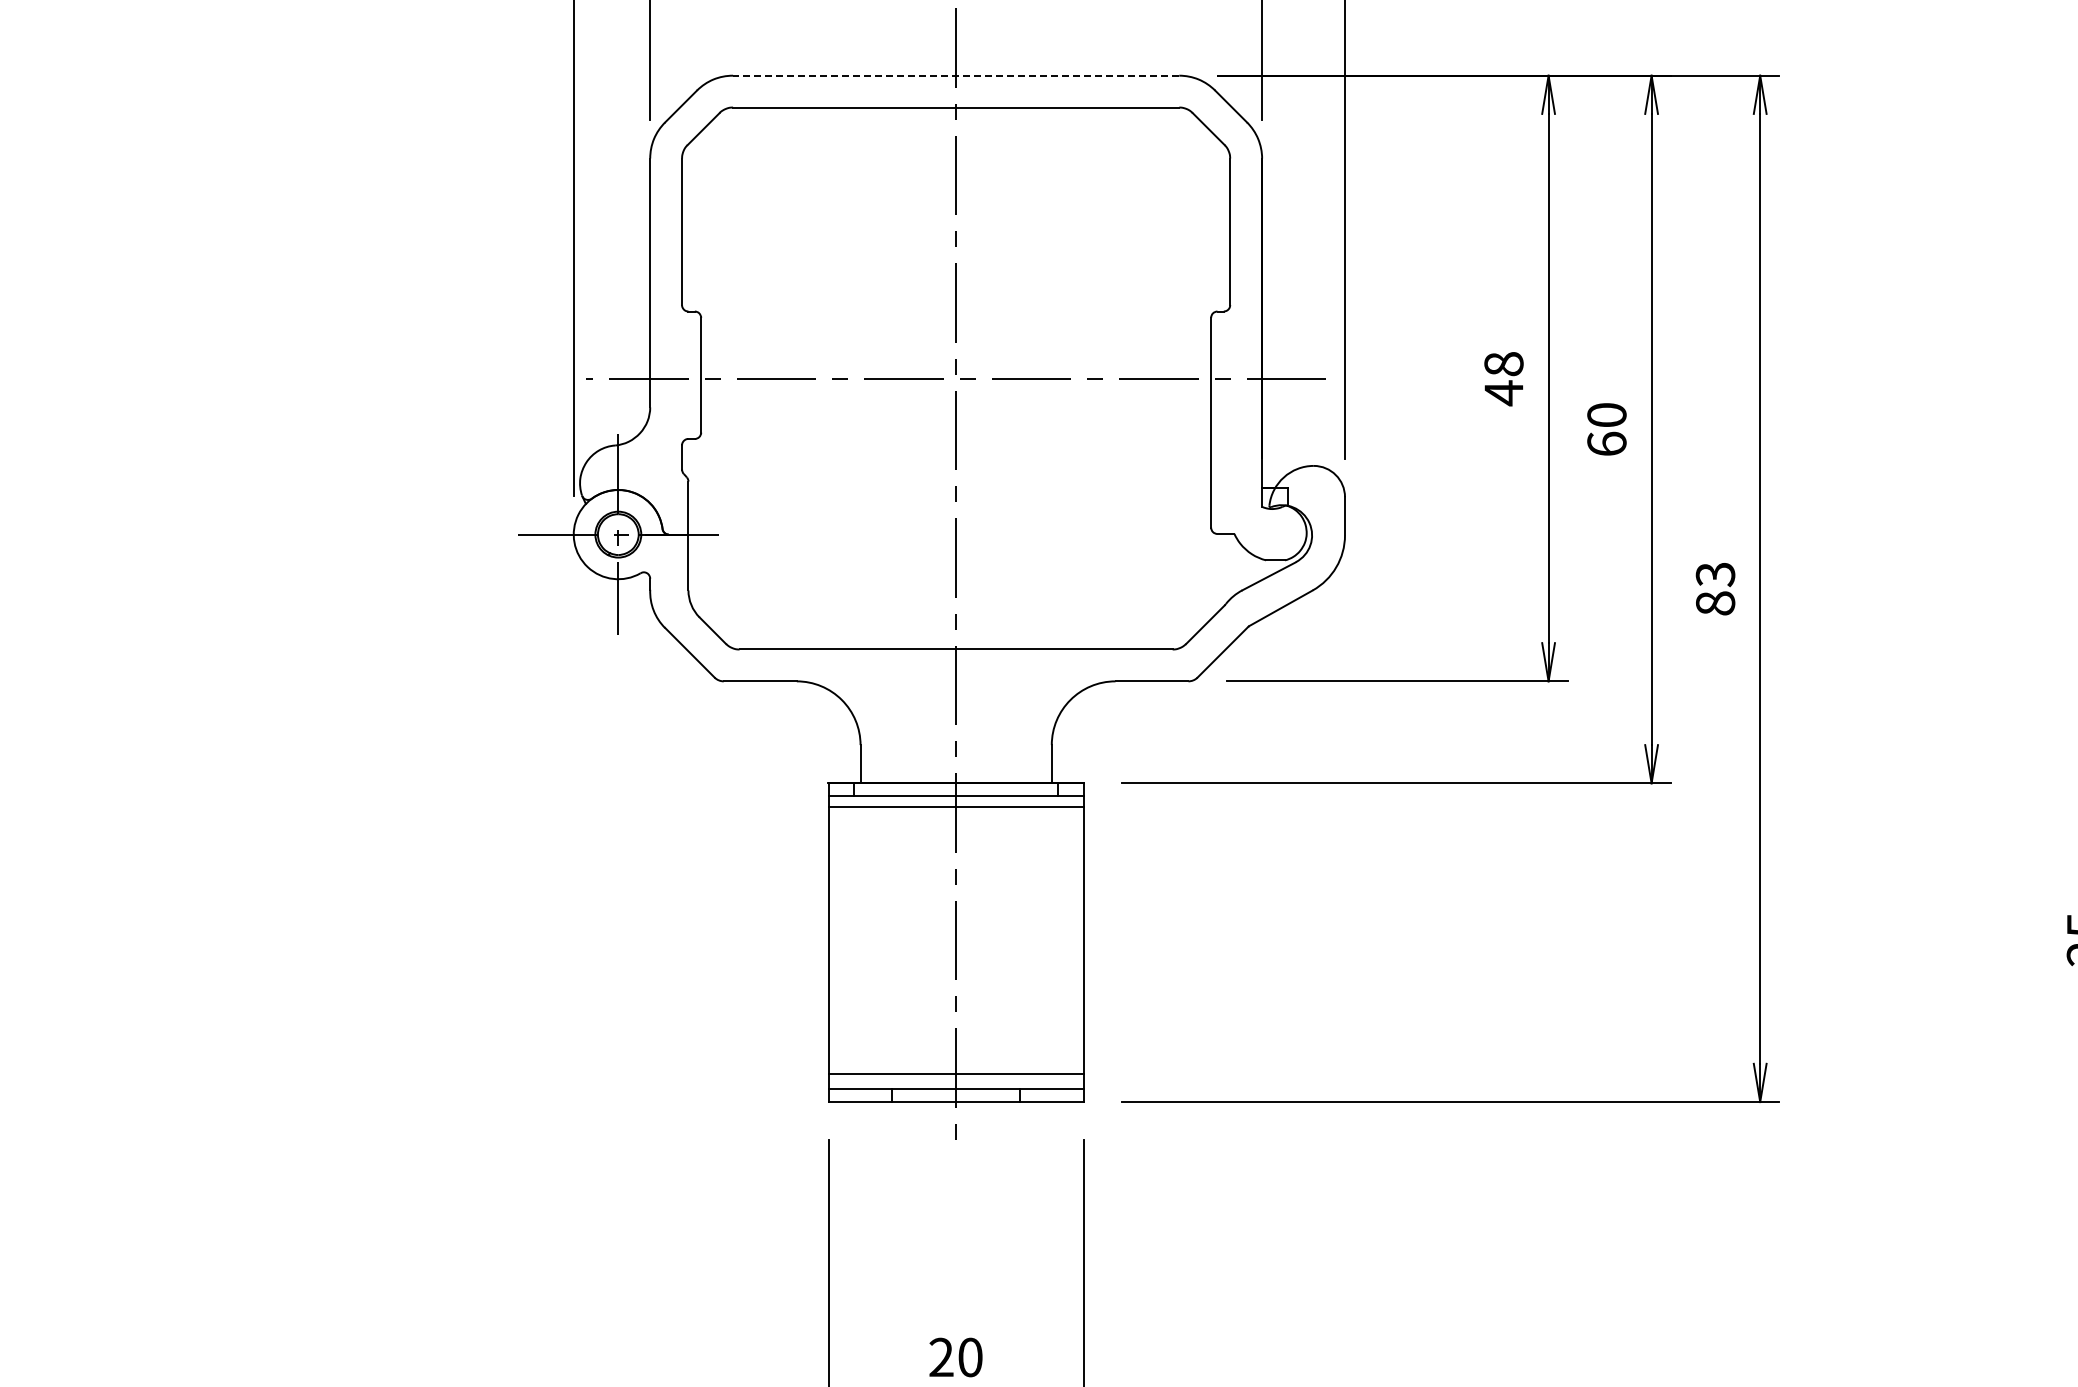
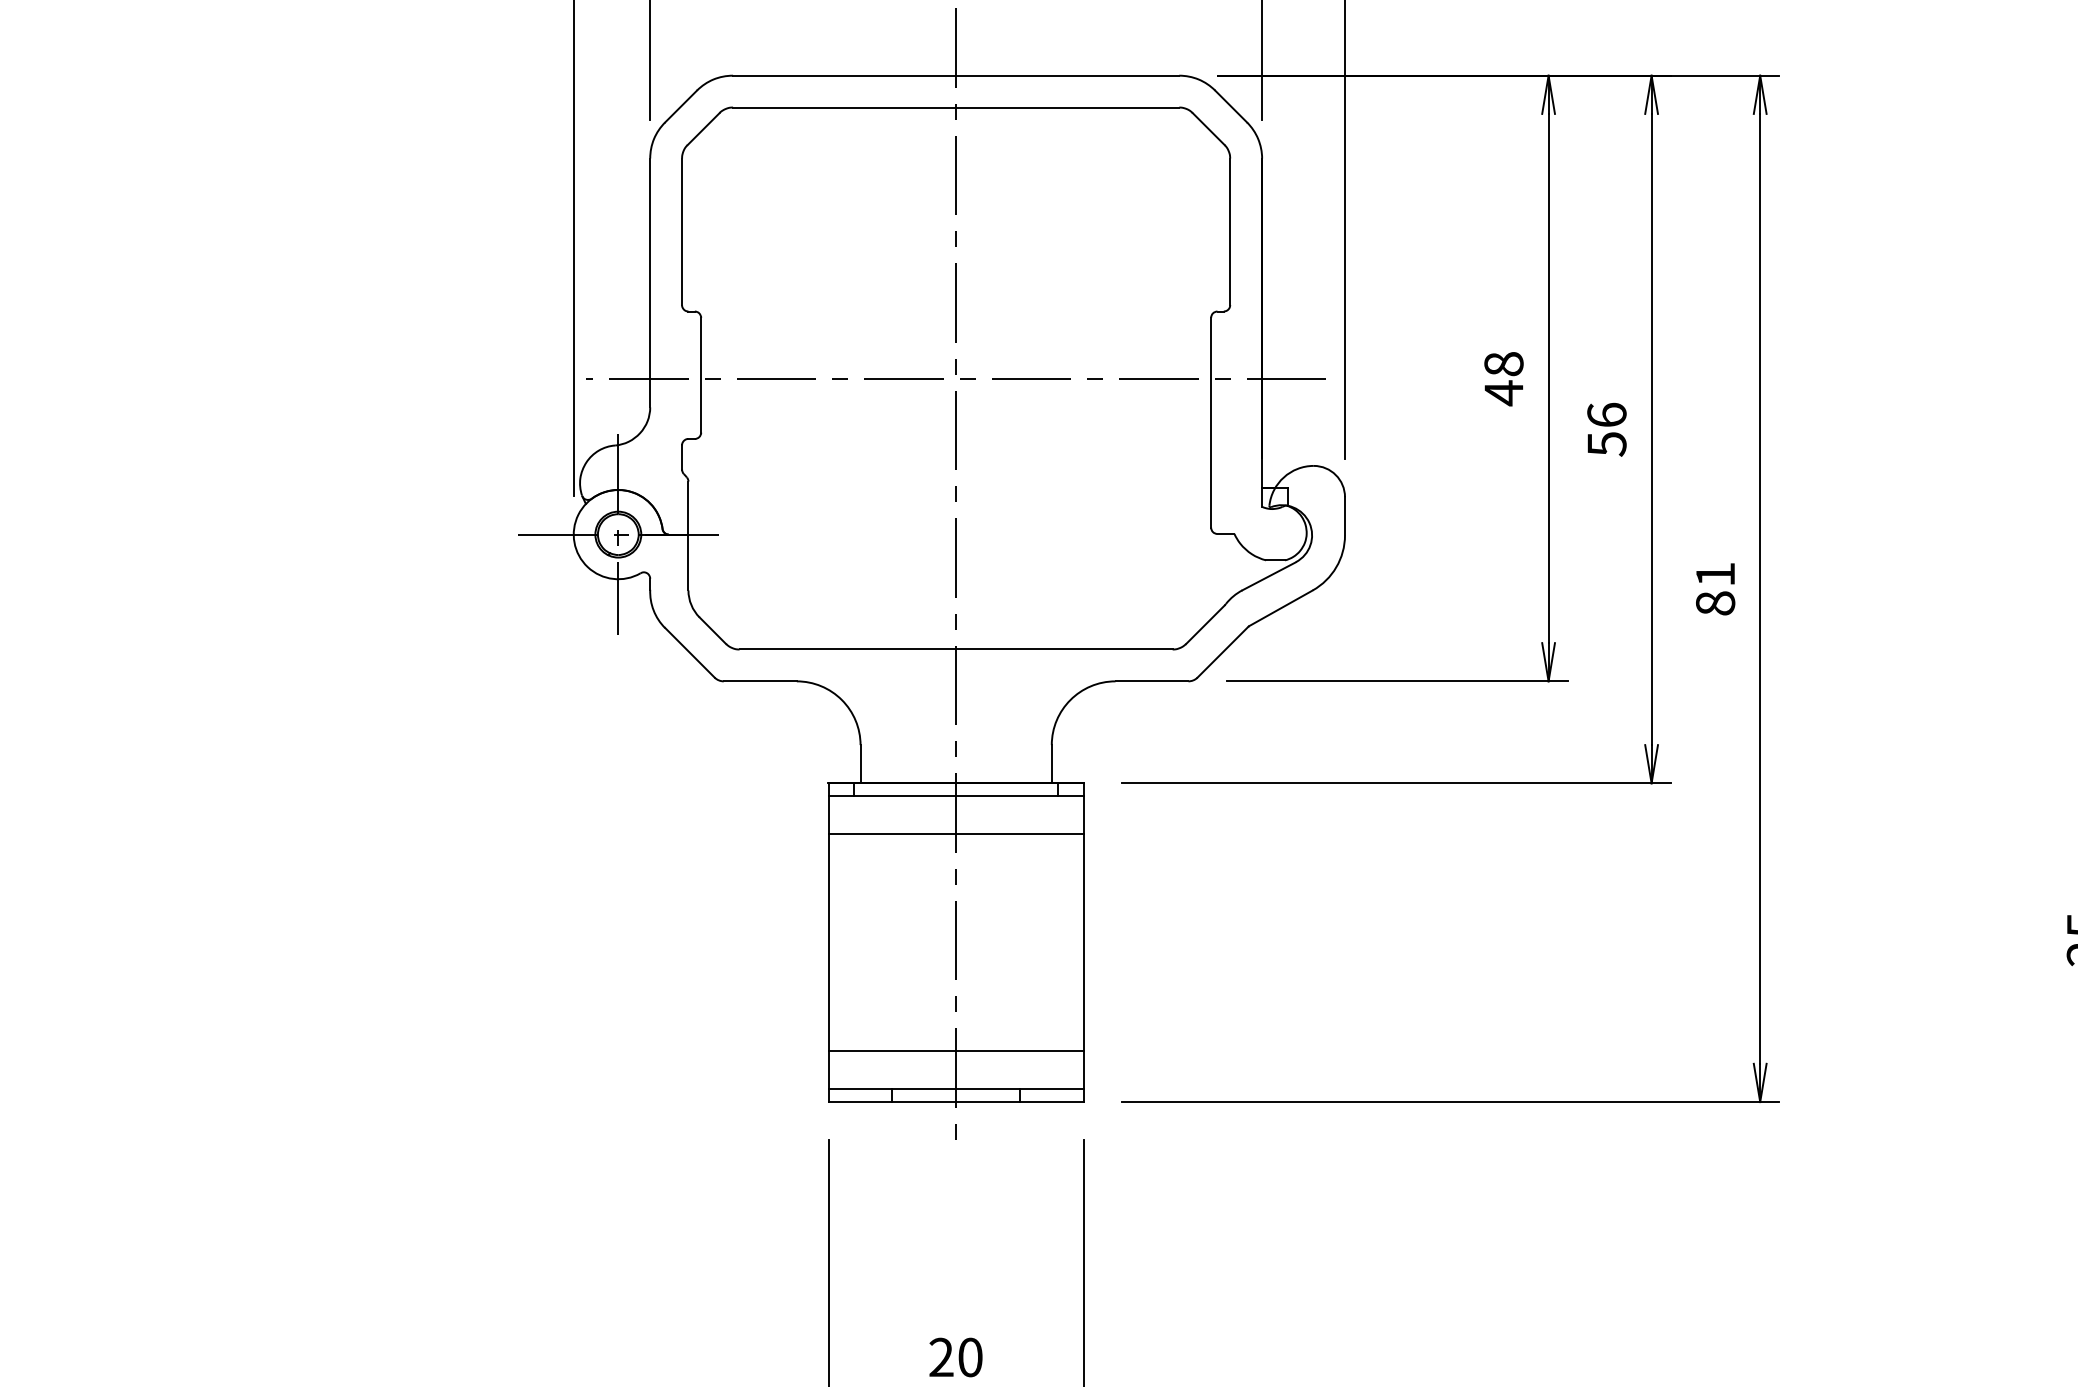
line: dashed -> solid (955, 75)
text: 60 -> 56 (1606, 429)
text: 83 -> 81 (1715, 575)
line position: (955, 807) -> (955, 834) (955, 834)
line position: (955, 1074) -> (955, 1051) (955, 1051)
